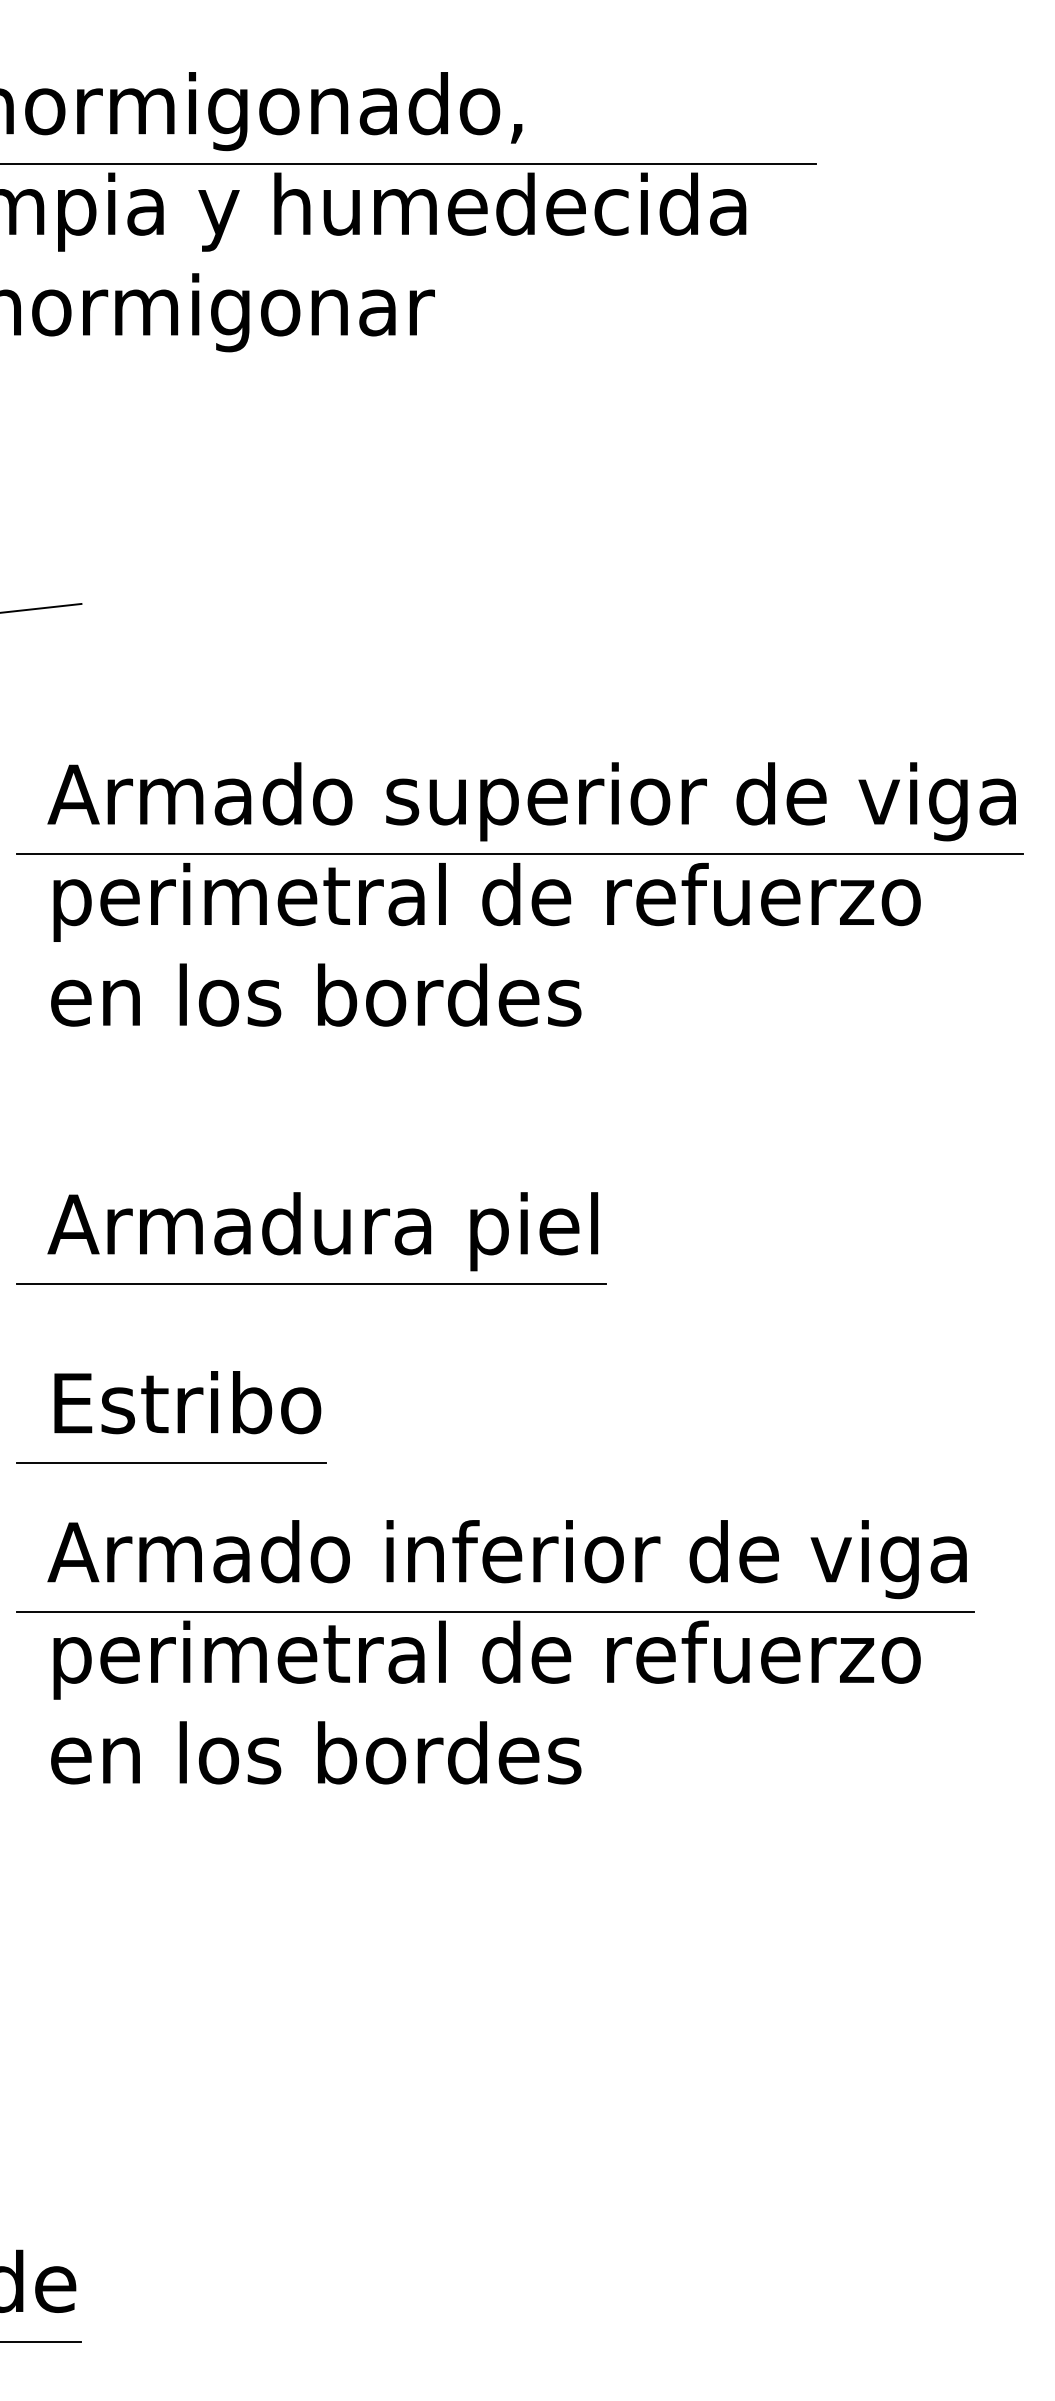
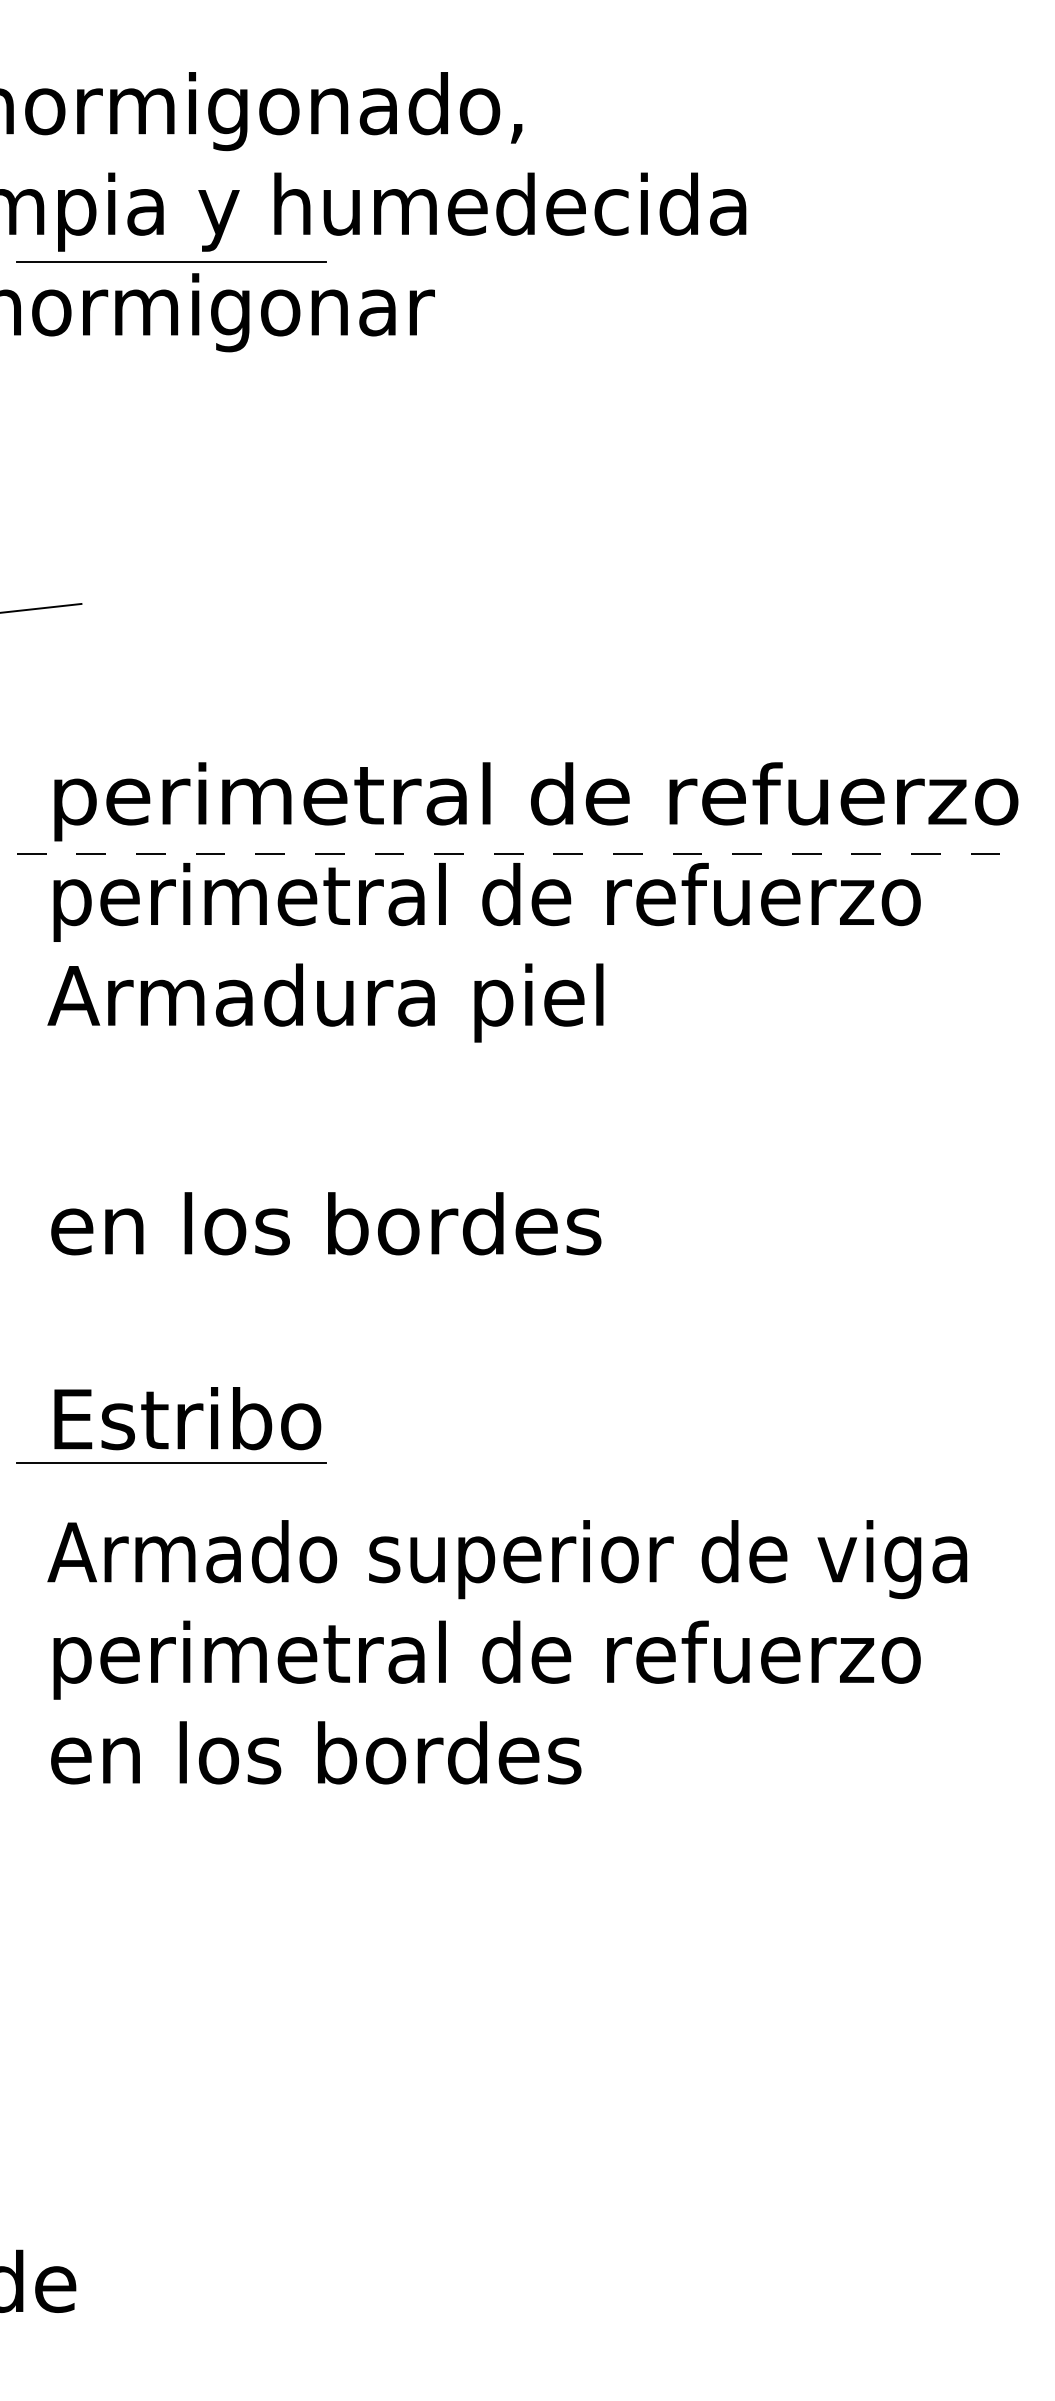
line: present -> none (408, 163)
line: none -> present (171, 261)
text: Armado superior de viga -> perimetral de refuerzo (532, 801)
line: solid -> dashed (520, 854)
text: en los bordes -> Armadura piel (325, 1002)
text: Armadura piel -> en los bordes (324, 1231)
line: present -> none (310, 1284)
text position: (187, 1402) -> (187, 1418) (187, 1418)
text: Armado inferior de viga -> Armado superior de viga (508, 1559)
line: present -> none (494, 1612)
line: present -> none (41, 2341)
